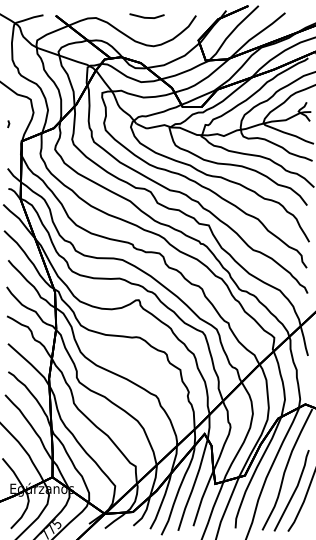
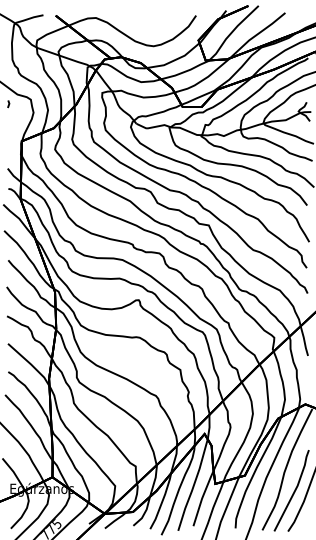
line: present -> none (145, 16)
line position: (8, 124) -> (8, 104) (8, 104)
